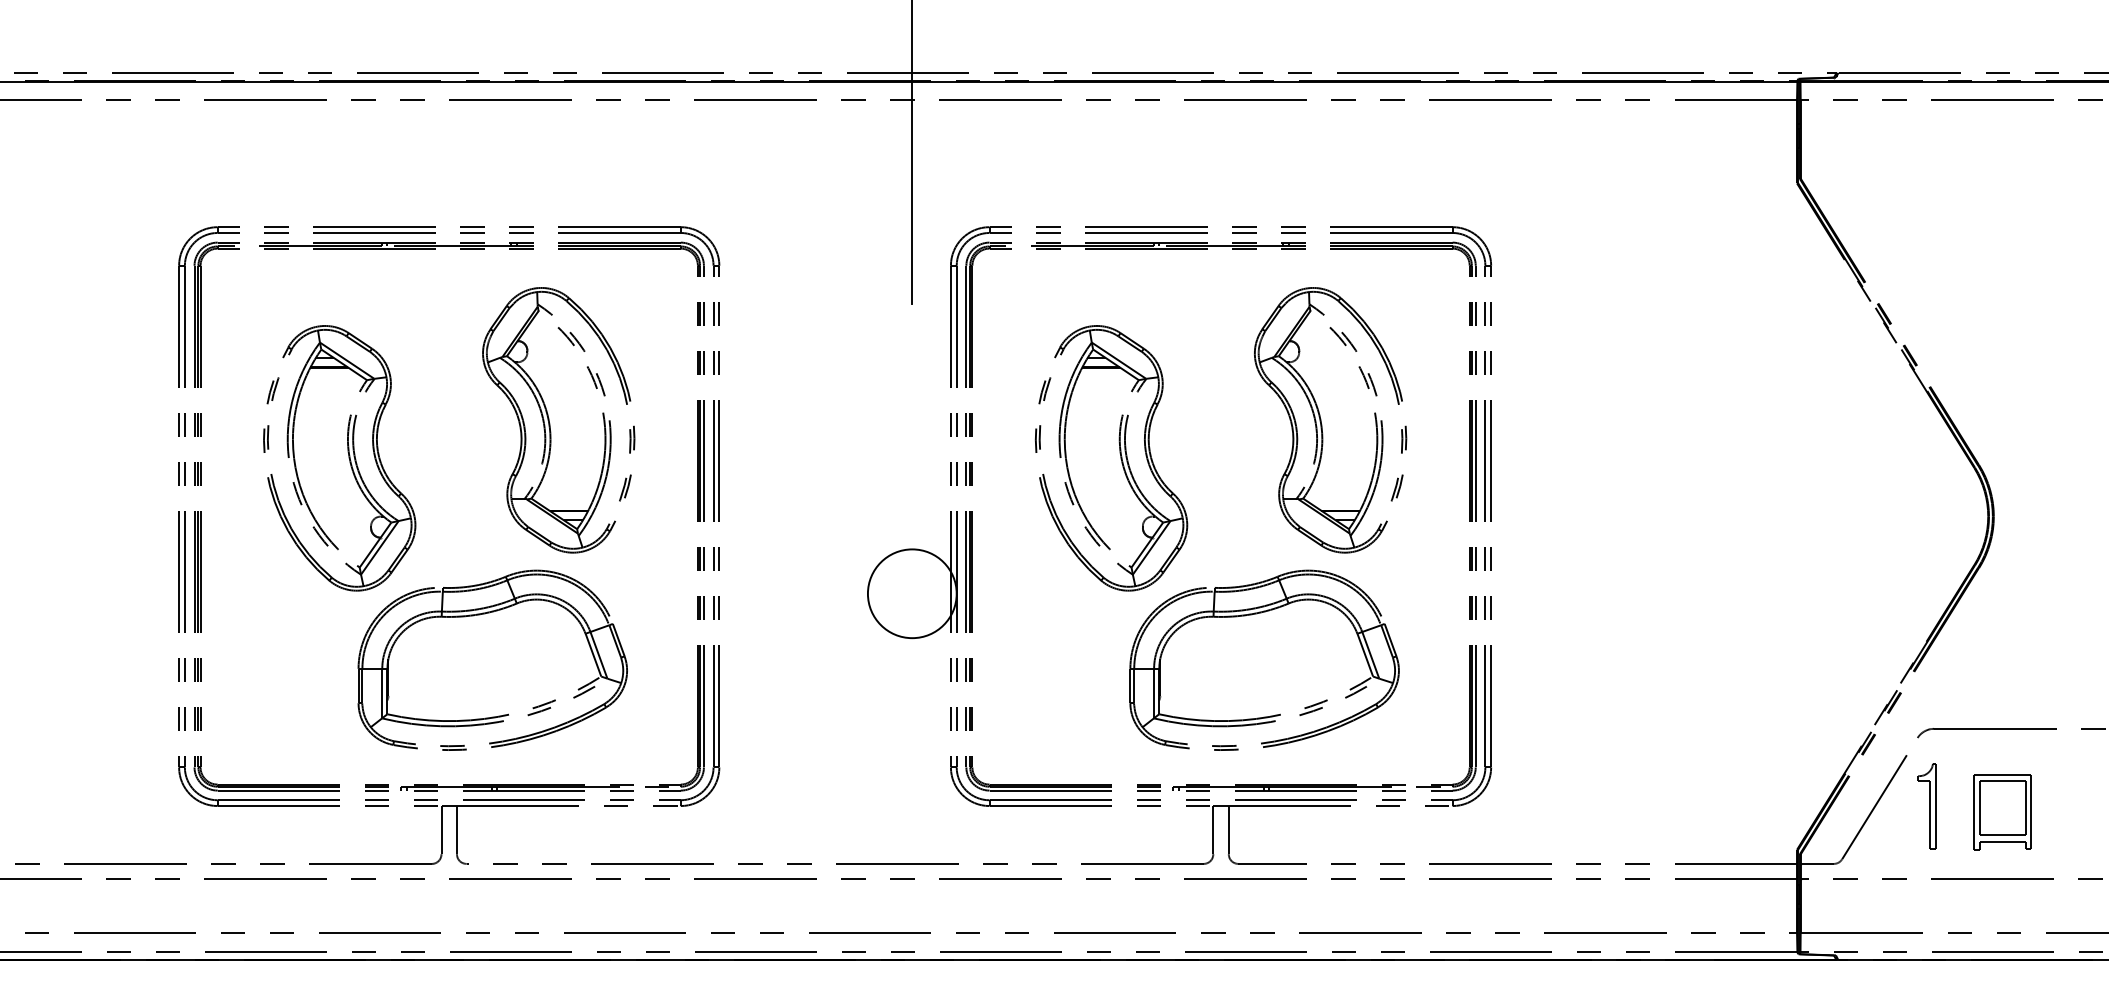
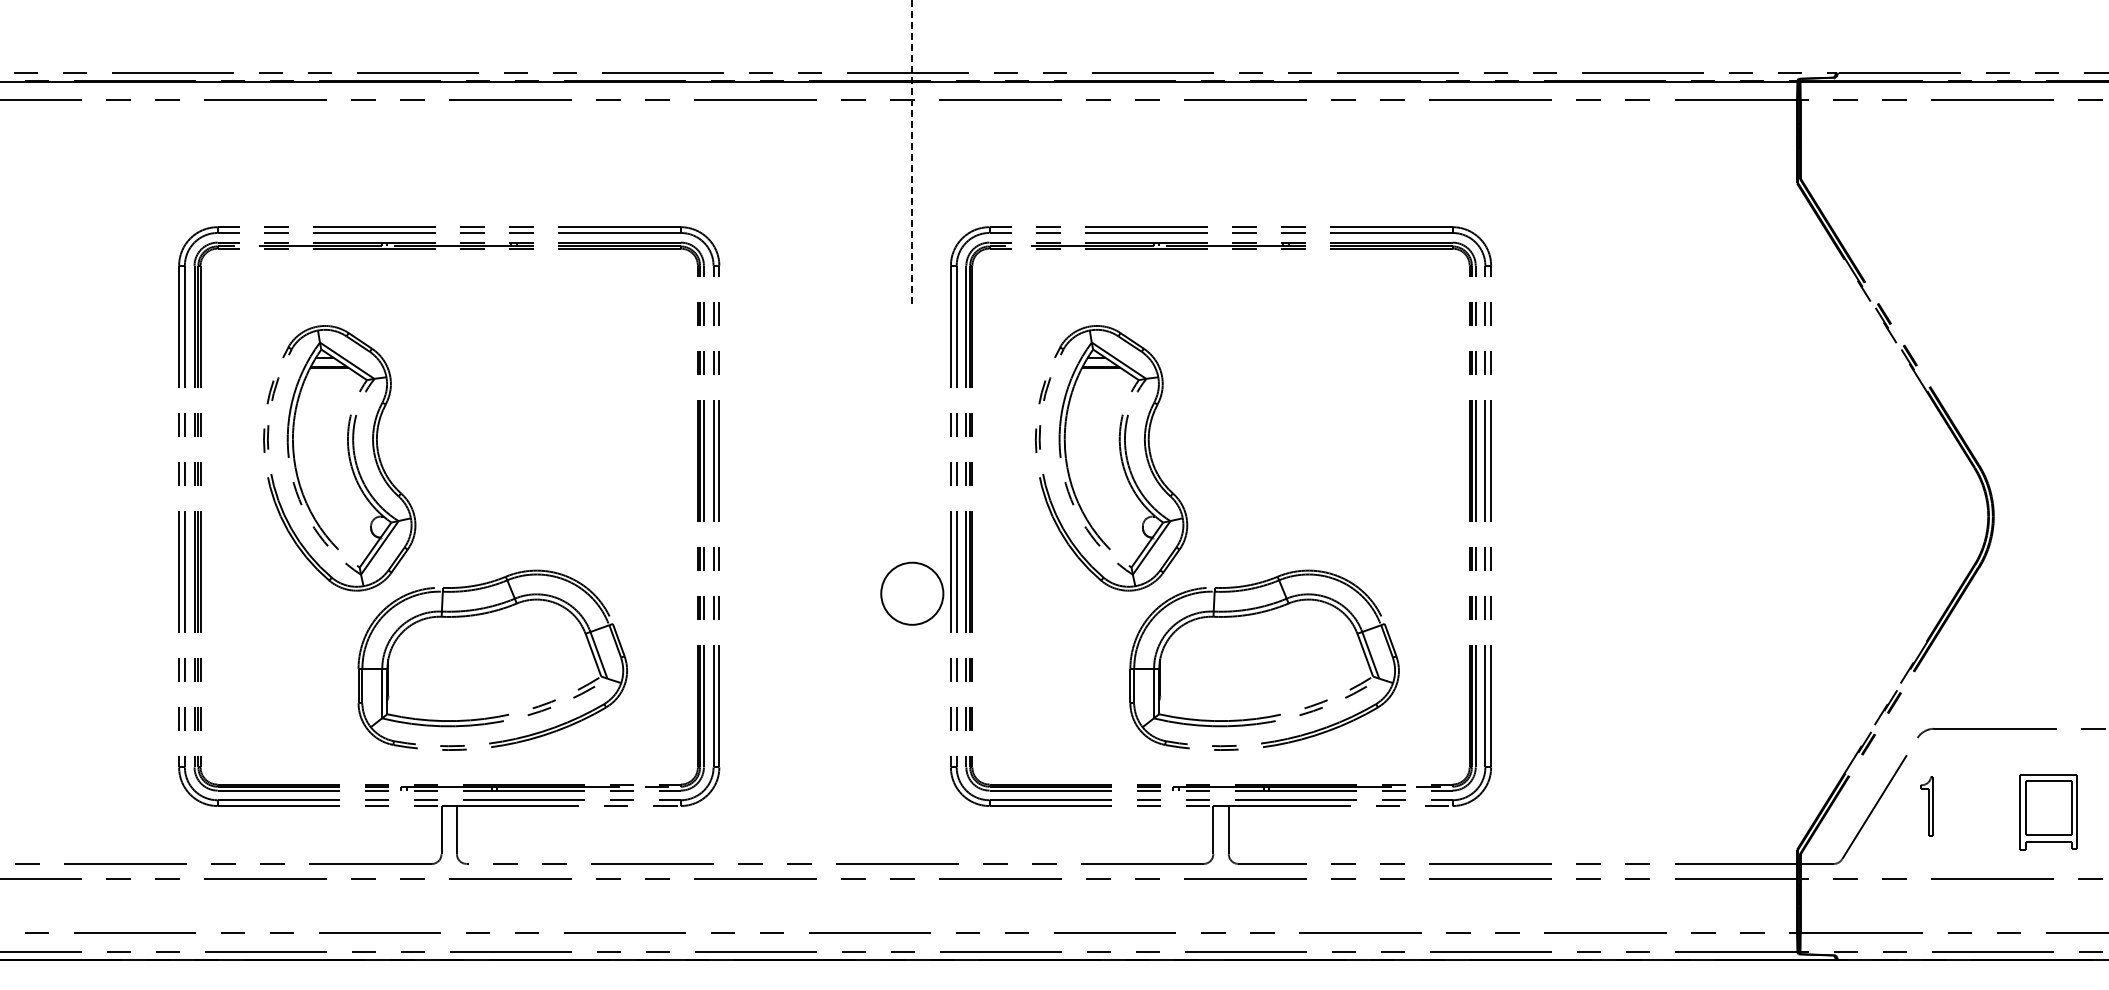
line: solid -> dashed (912, 152)
part: present -> none (550, 423)
part: present -> none (1322, 424)
circle diameter: 89 px -> 62 px (912, 593)
part size: 20x87 px -> 14x61 px (1926, 806)
part position: (2002, 812) -> (2048, 812) (2048, 812)
